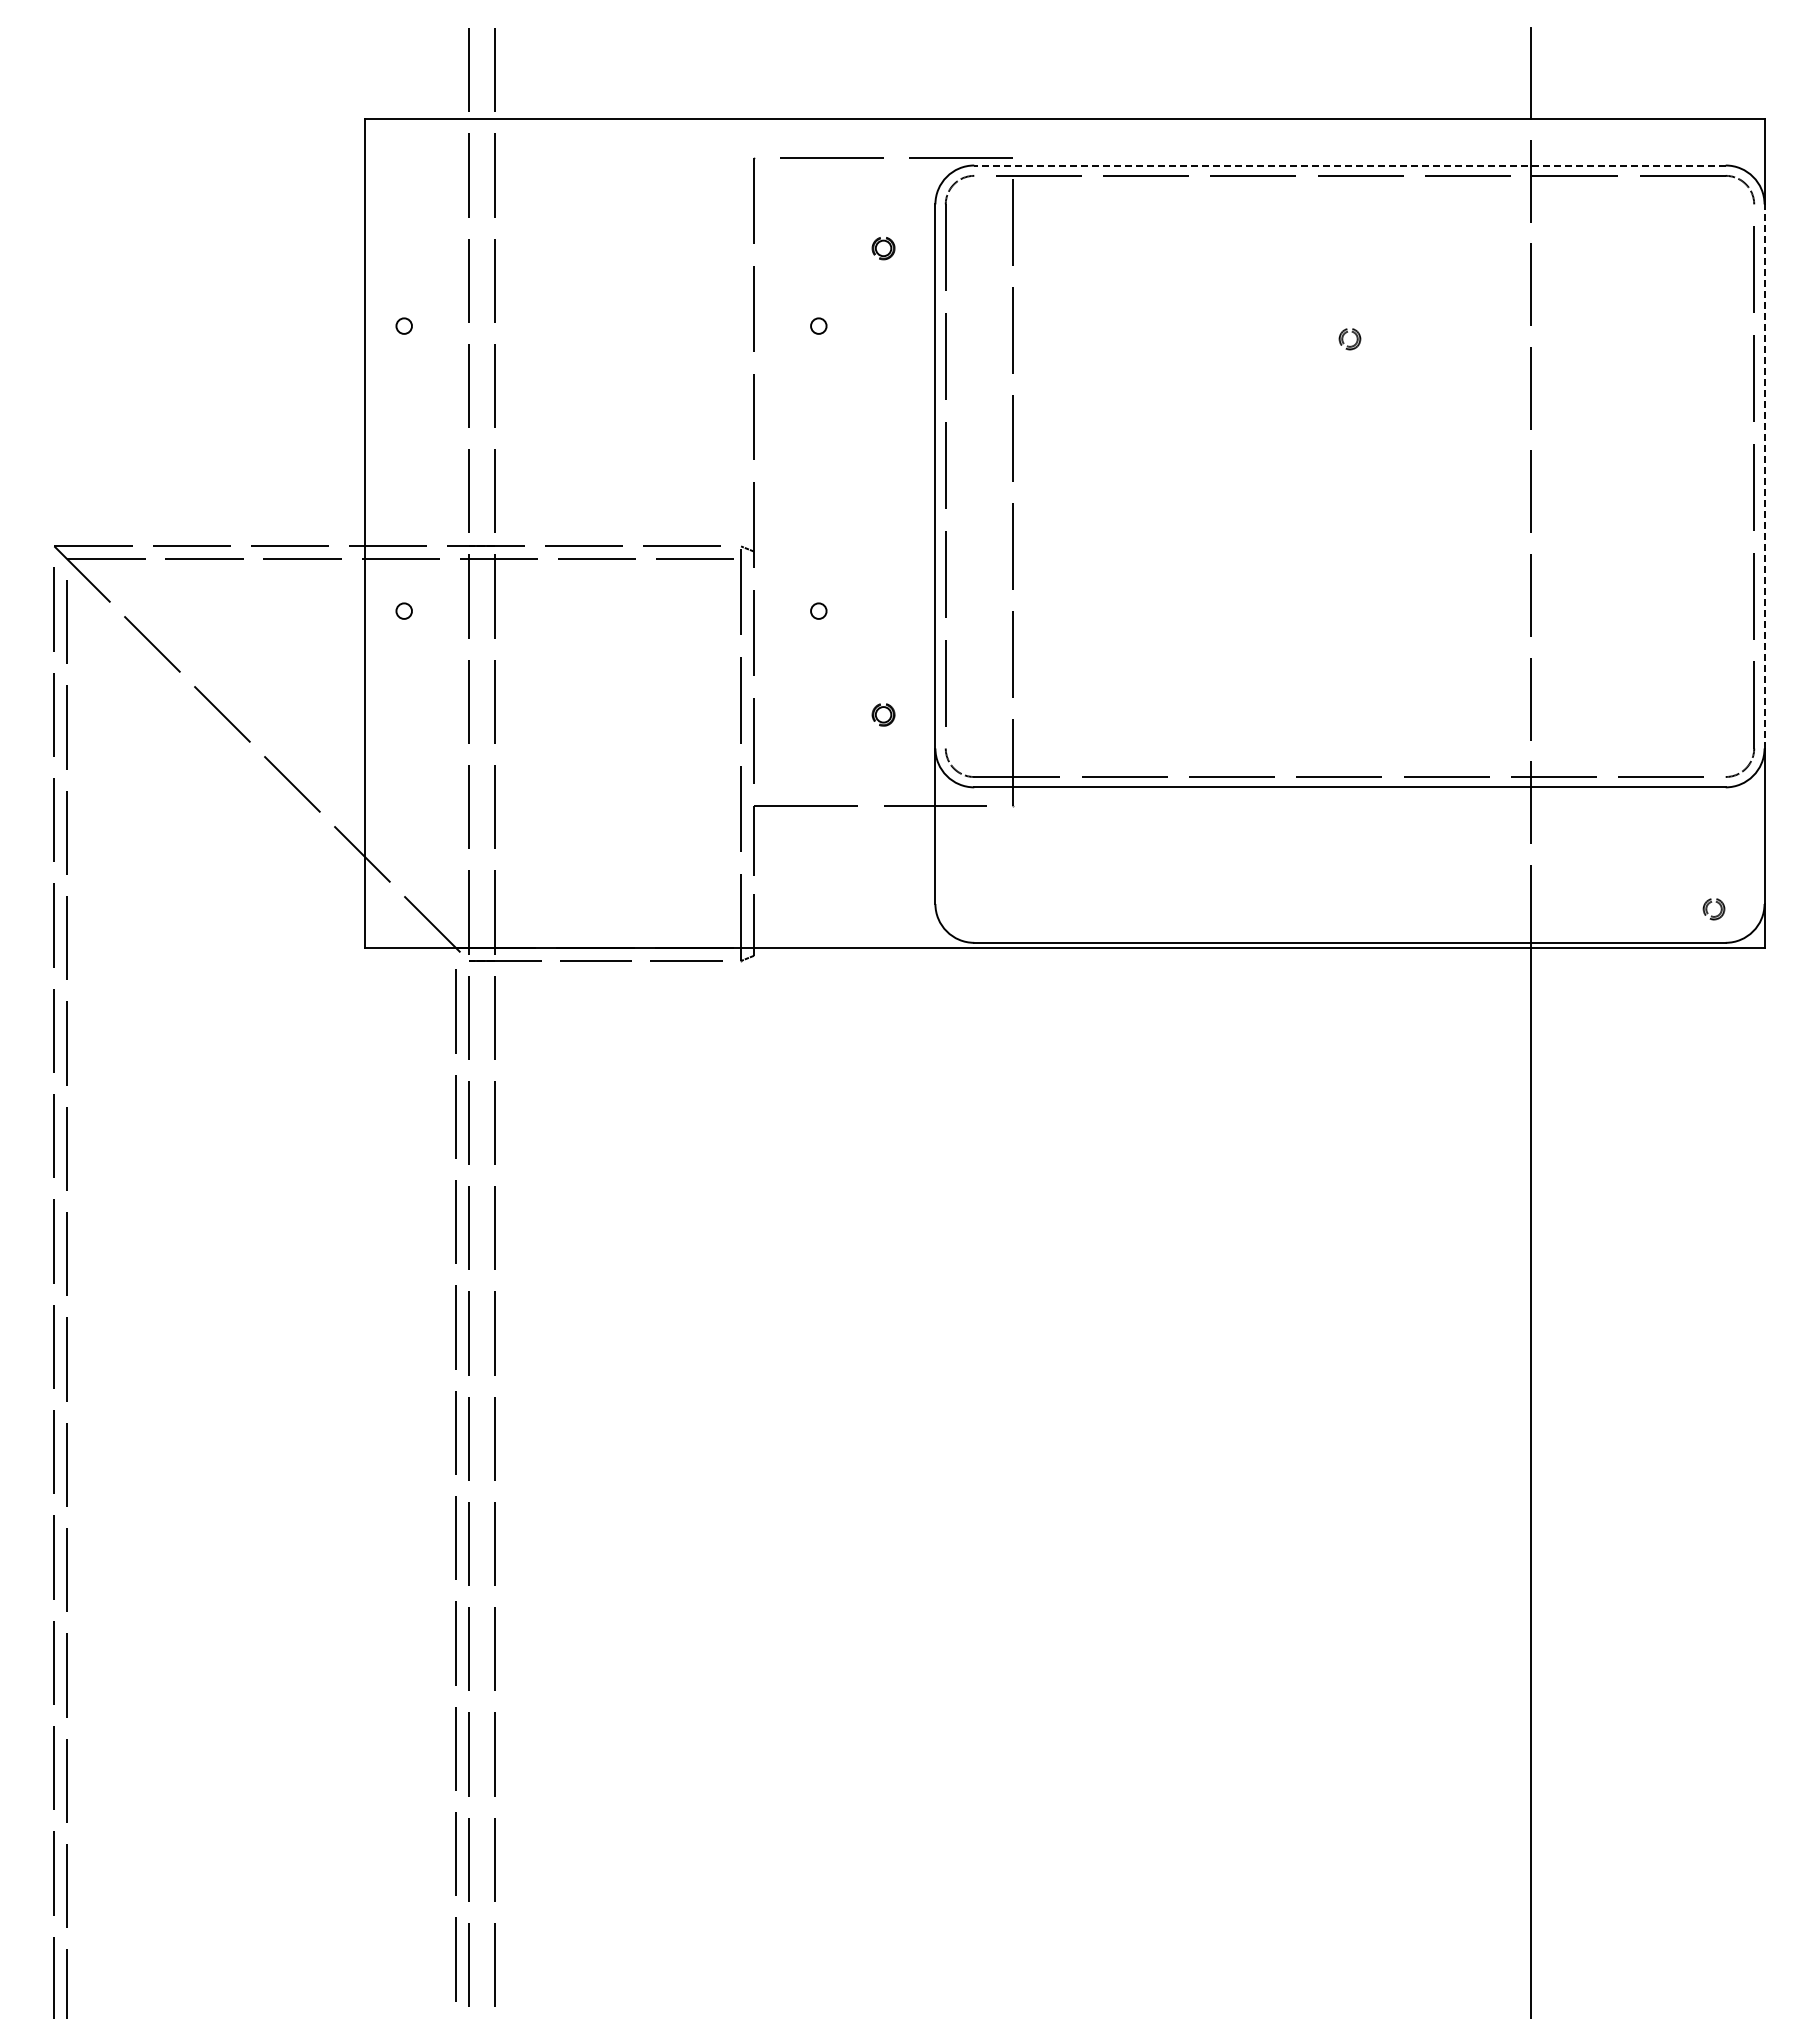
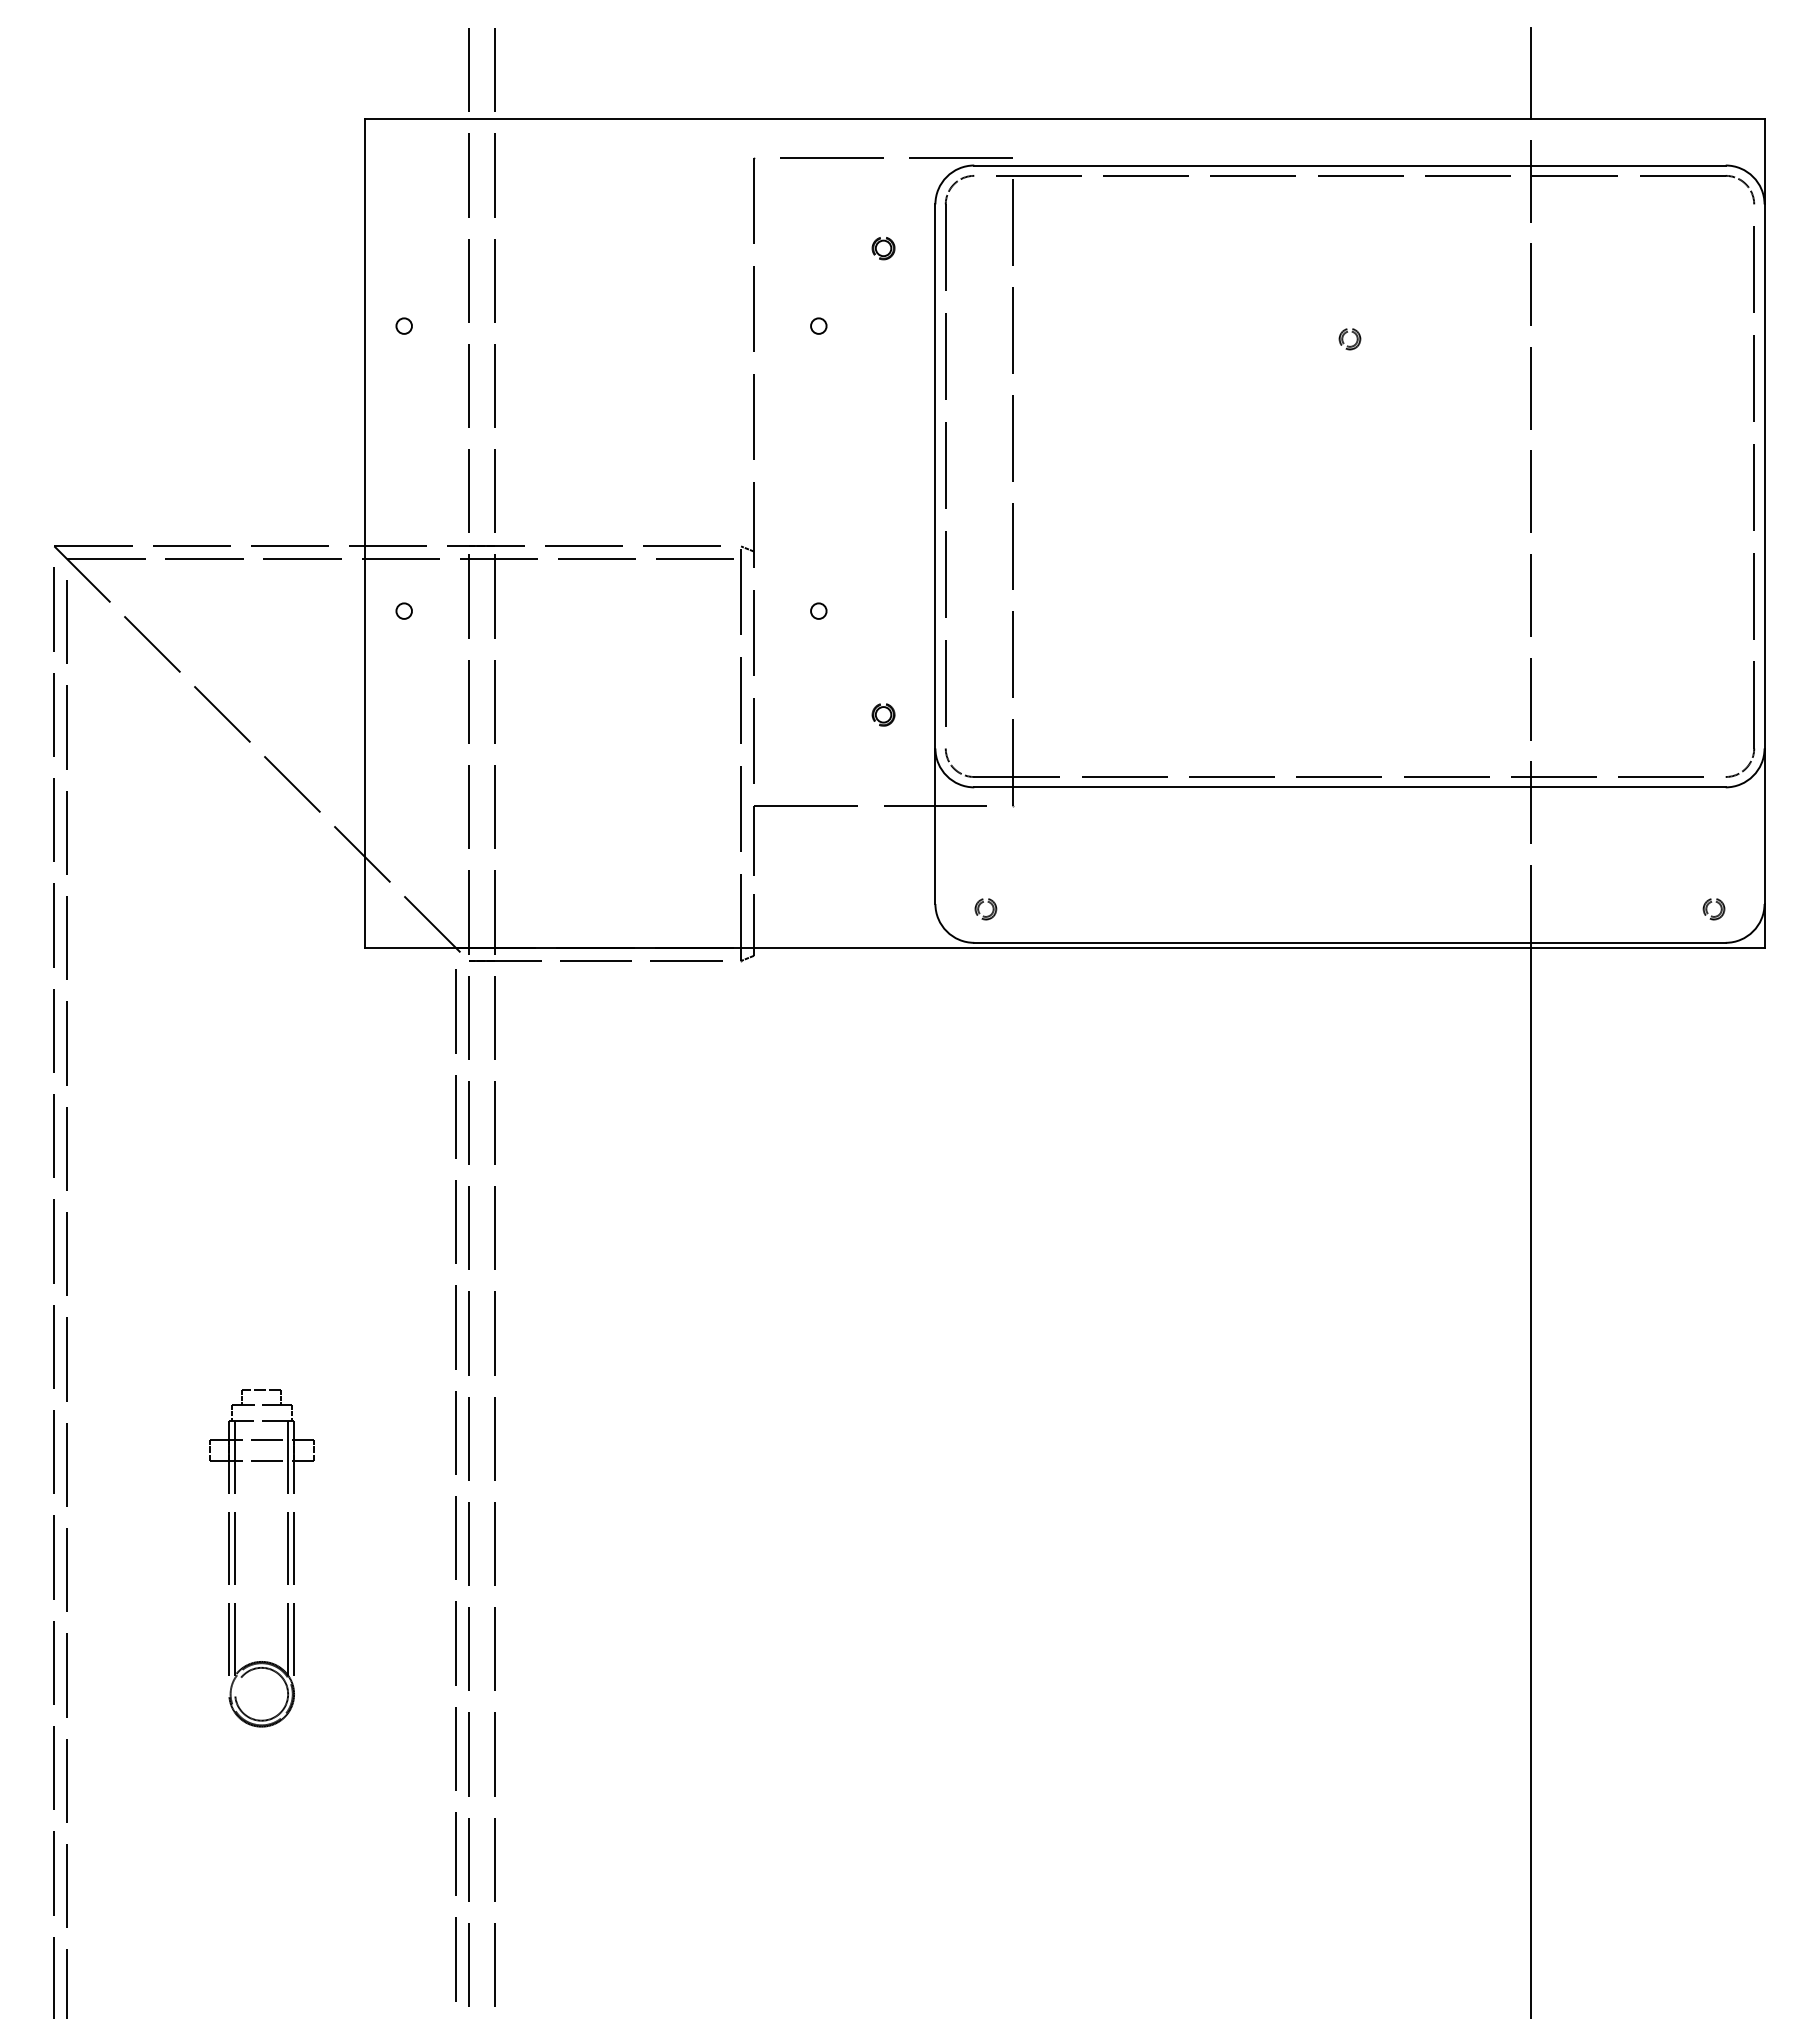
line: dashed -> solid (1349, 165)
line: dashed -> solid (1764, 475)
part: none -> present (985, 909)
part: none -> present (235, 1558)
